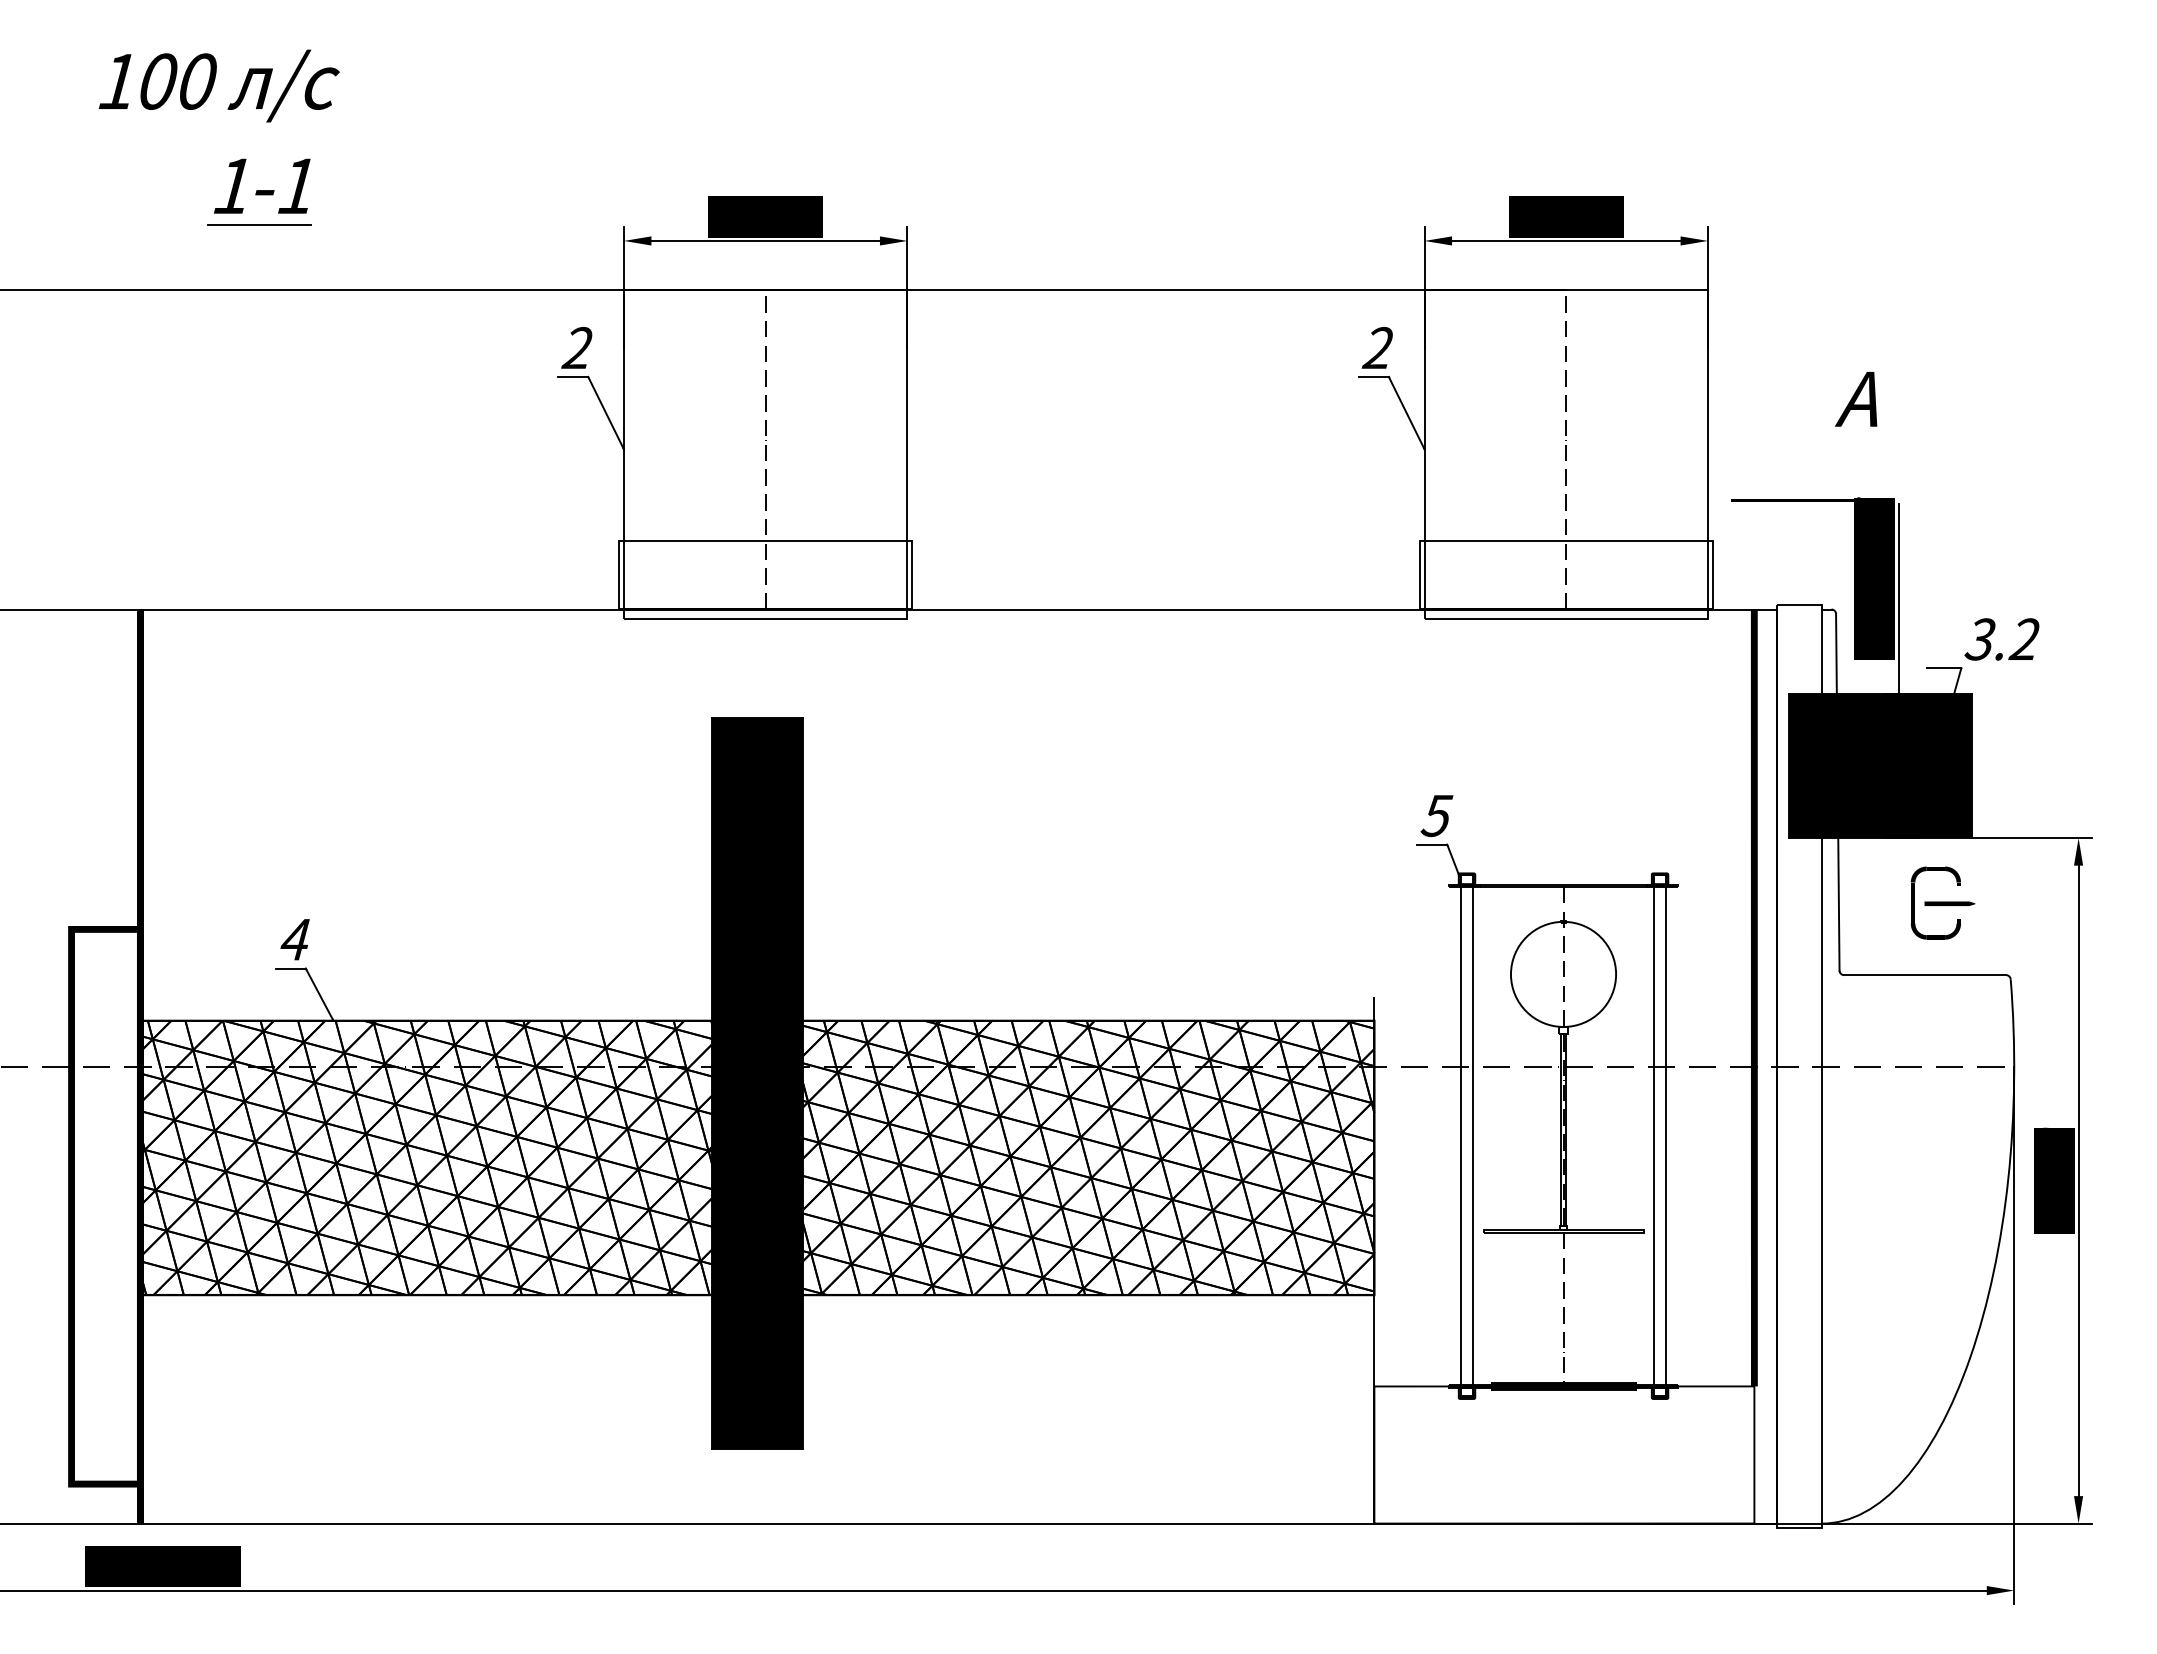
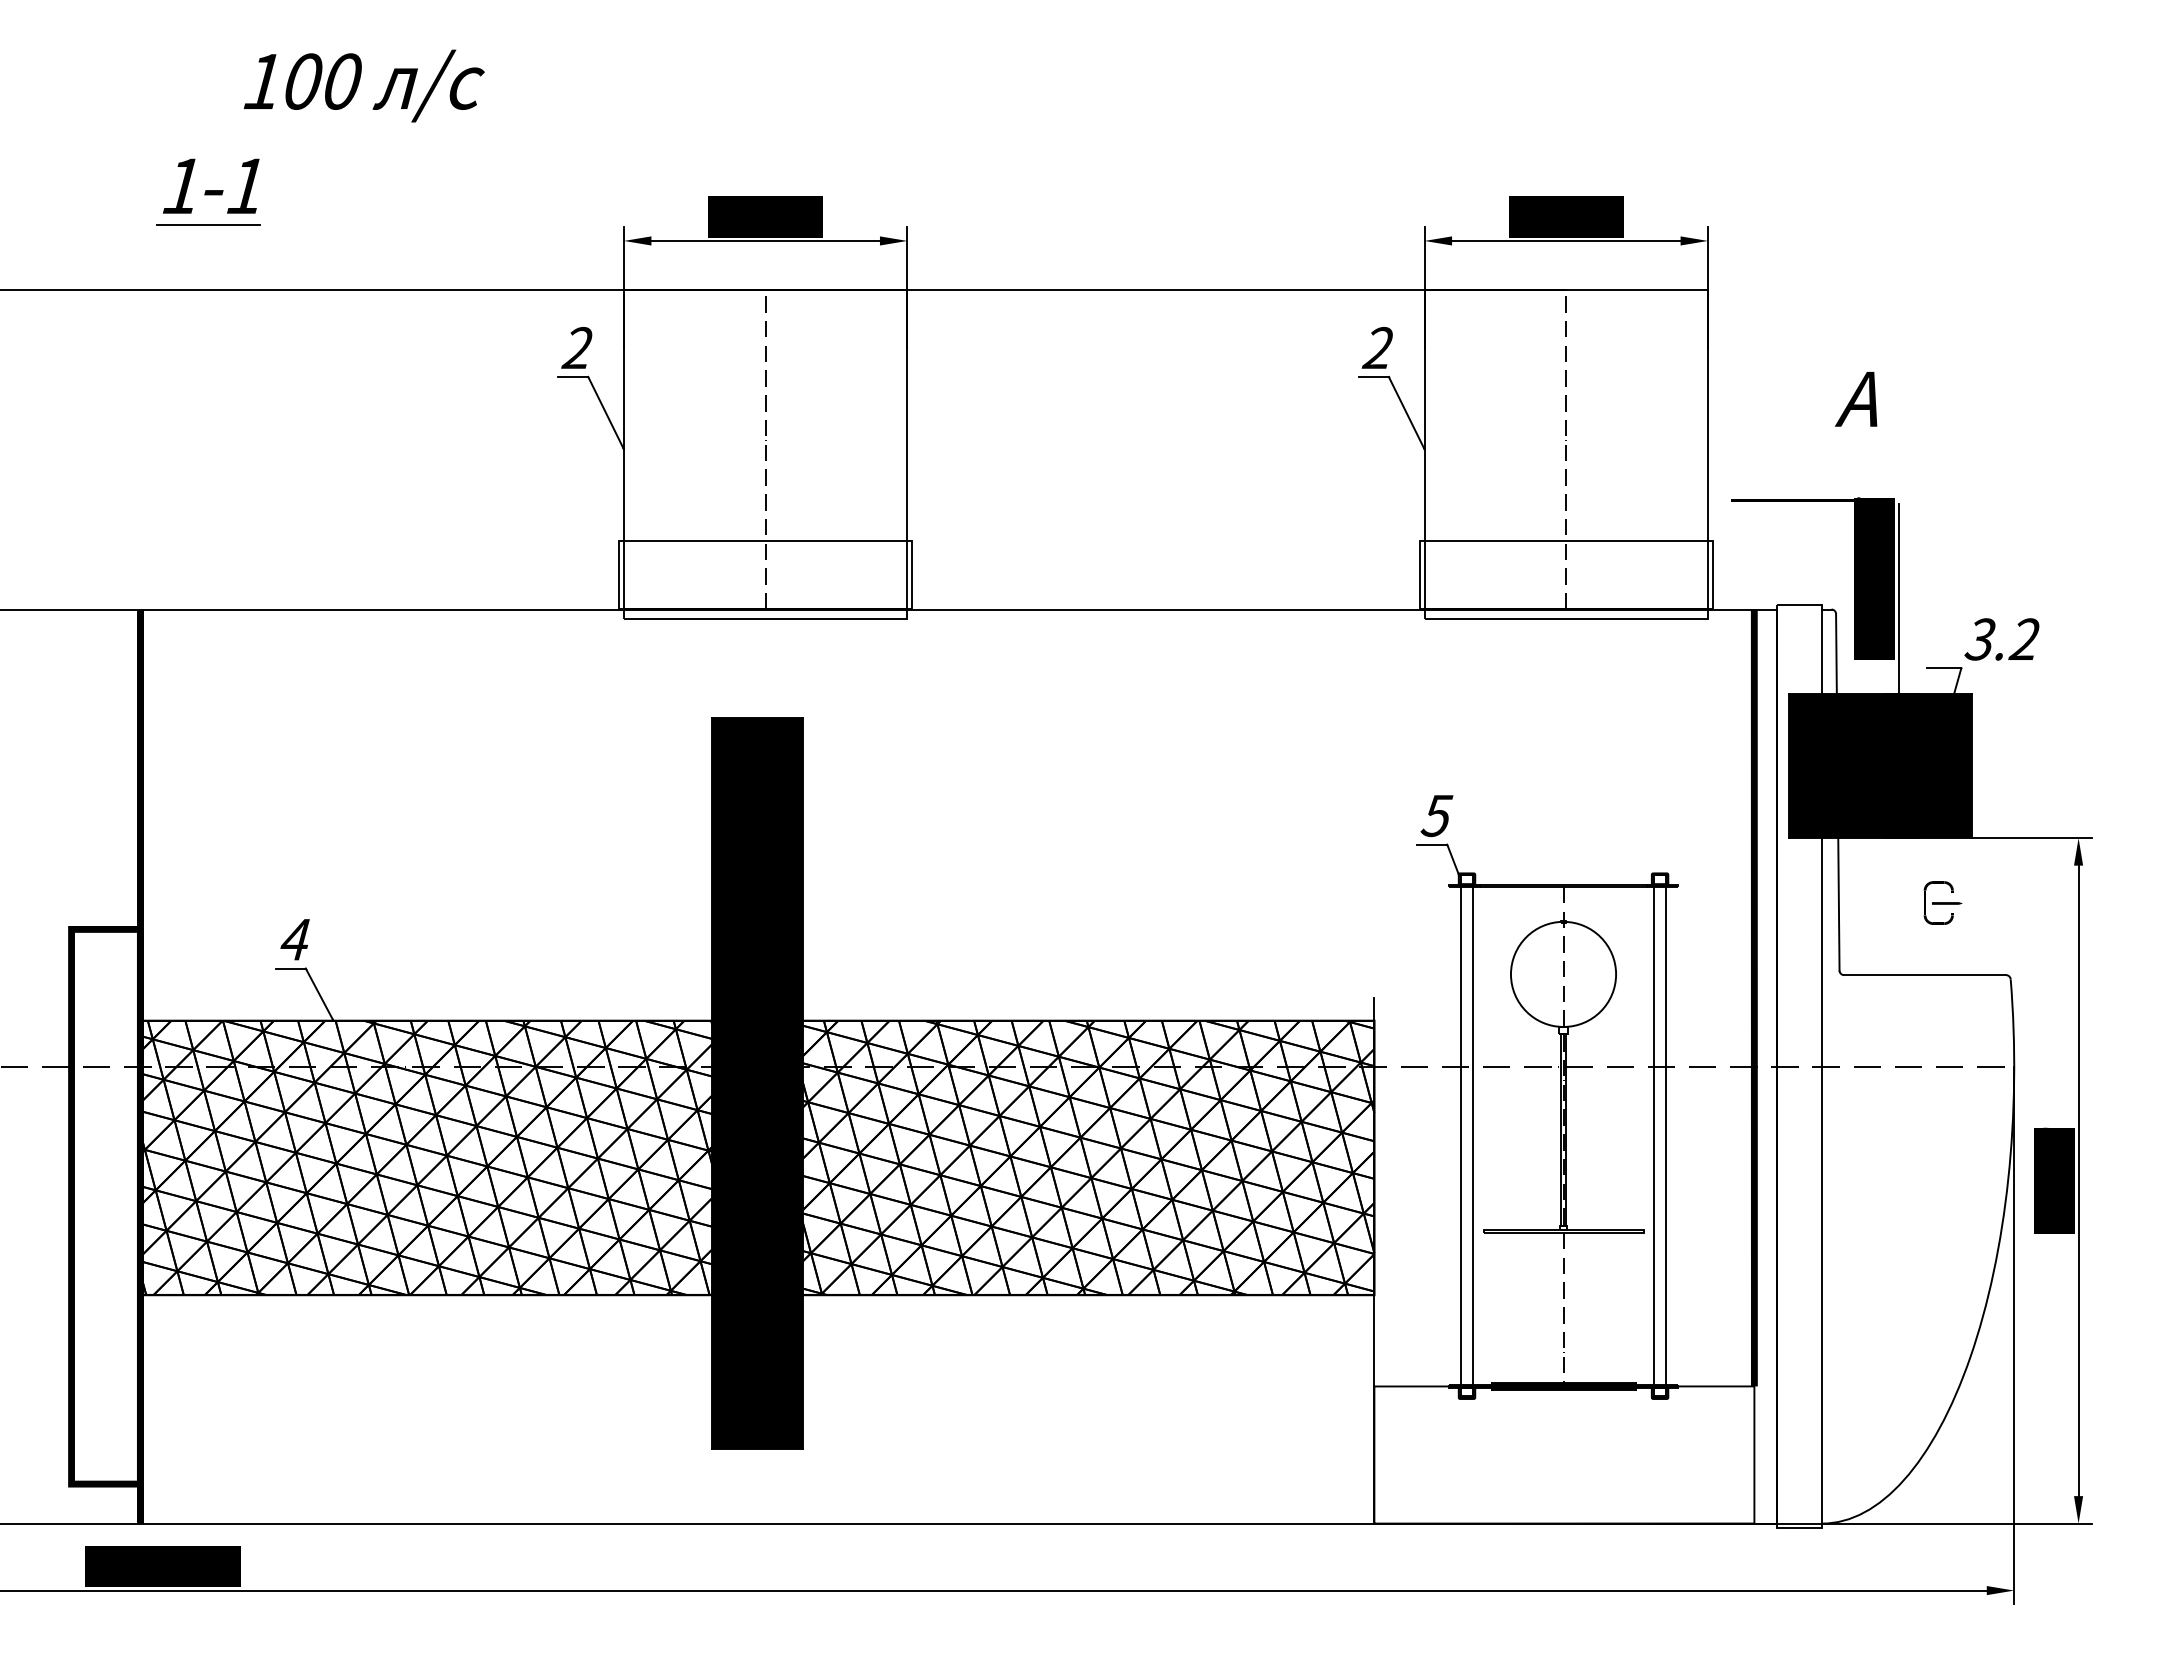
text position: (218, 85) -> (363, 85) (363, 85)
part position: (259, 191) -> (208, 191) (208, 191)
part size: 66x74 px -> 40x44 px (1942, 902)
